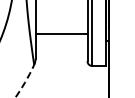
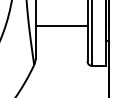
line position: (61, 34) -> (61, 26) (61, 26)
arc: dashed -> solid (25, 81)
